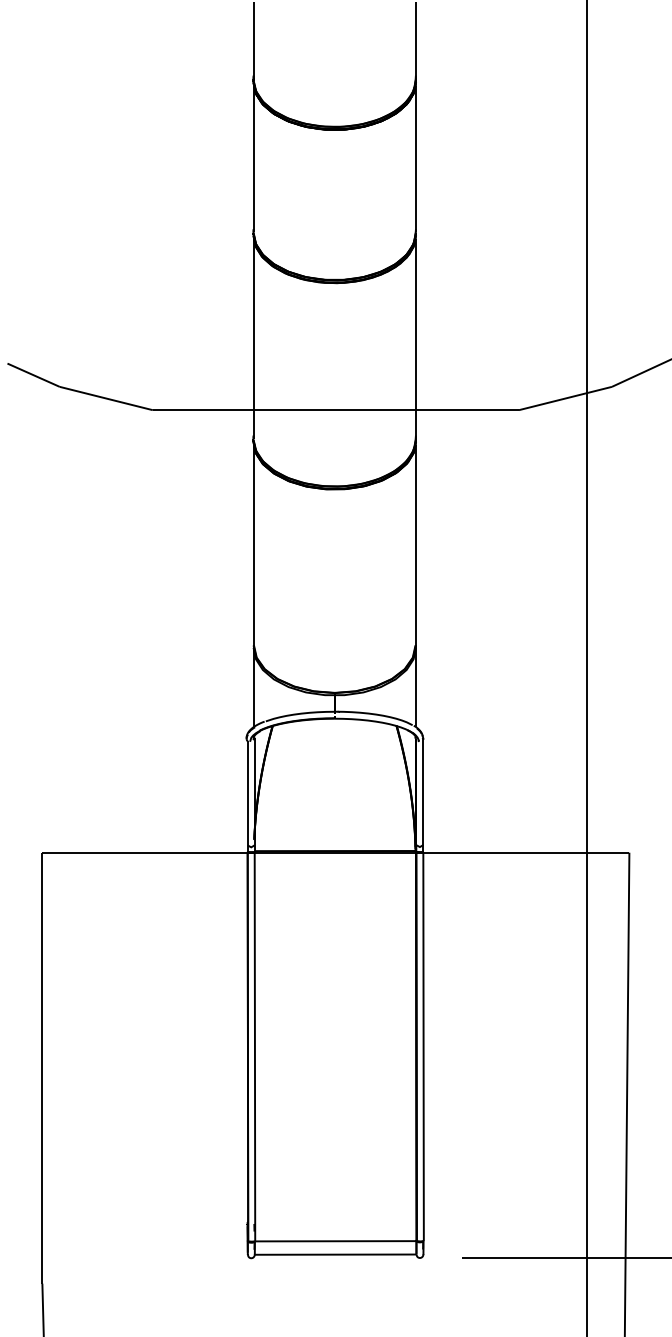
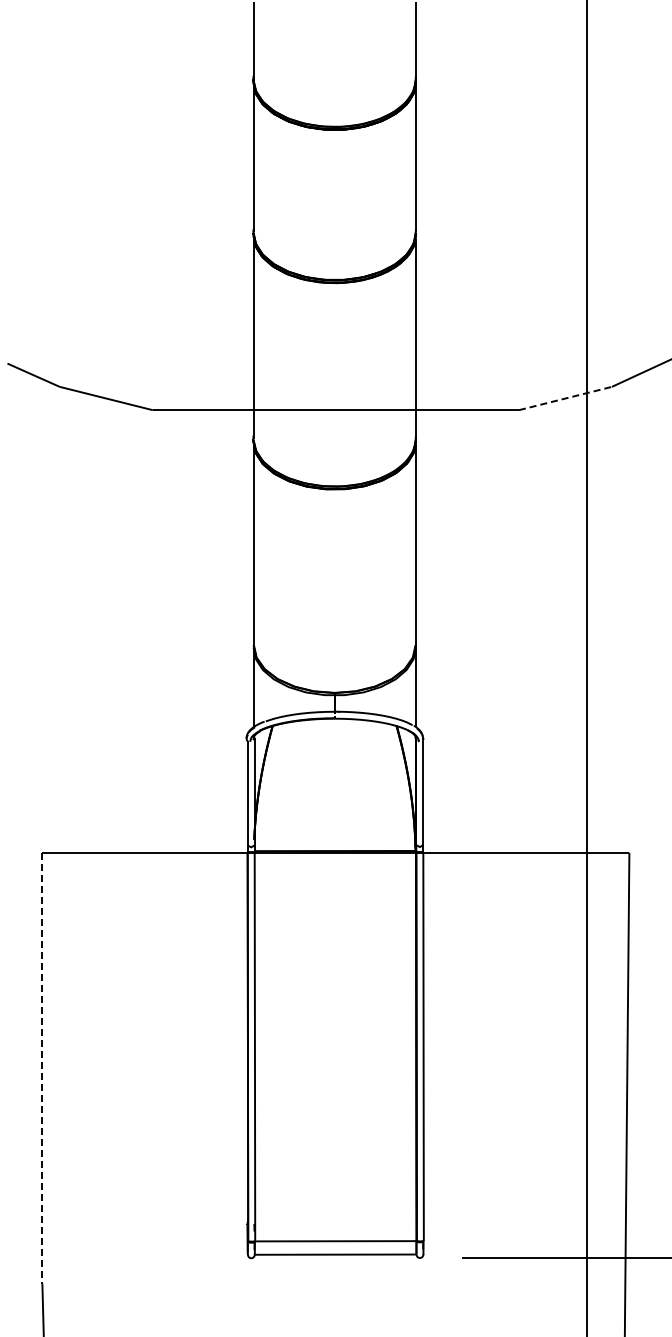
line: solid -> dashed (565, 398)
line: solid -> dashed (42, 1068)
